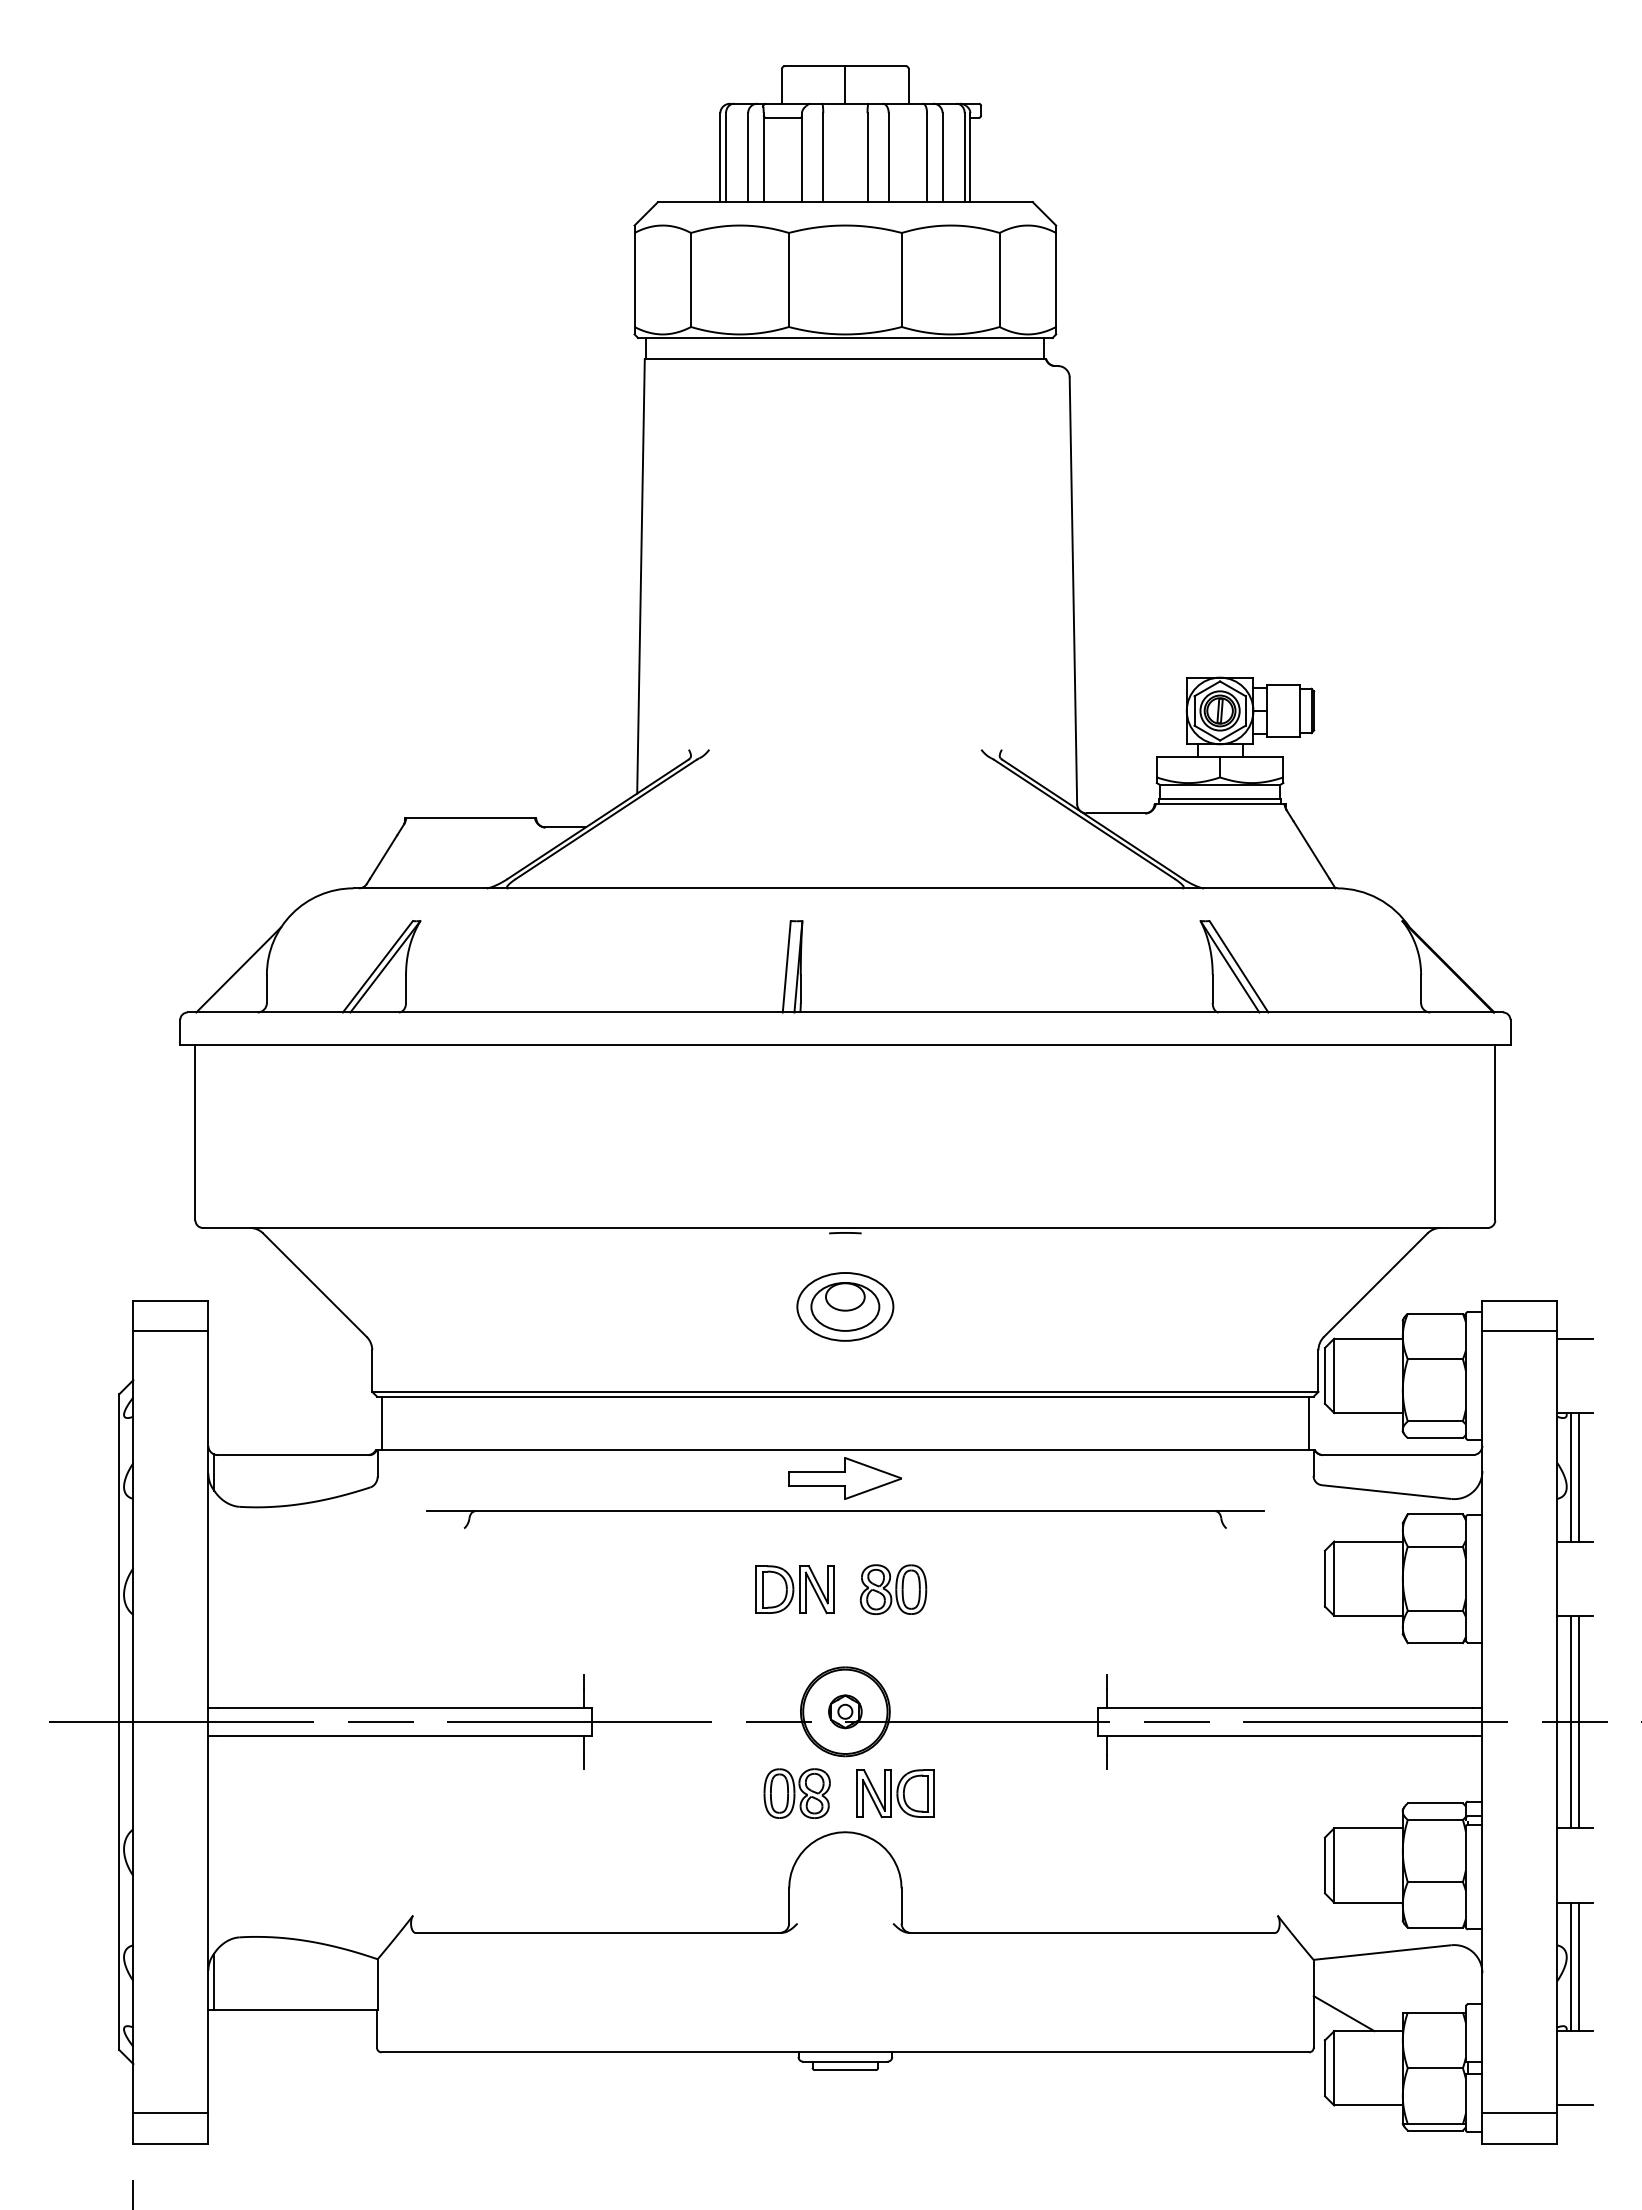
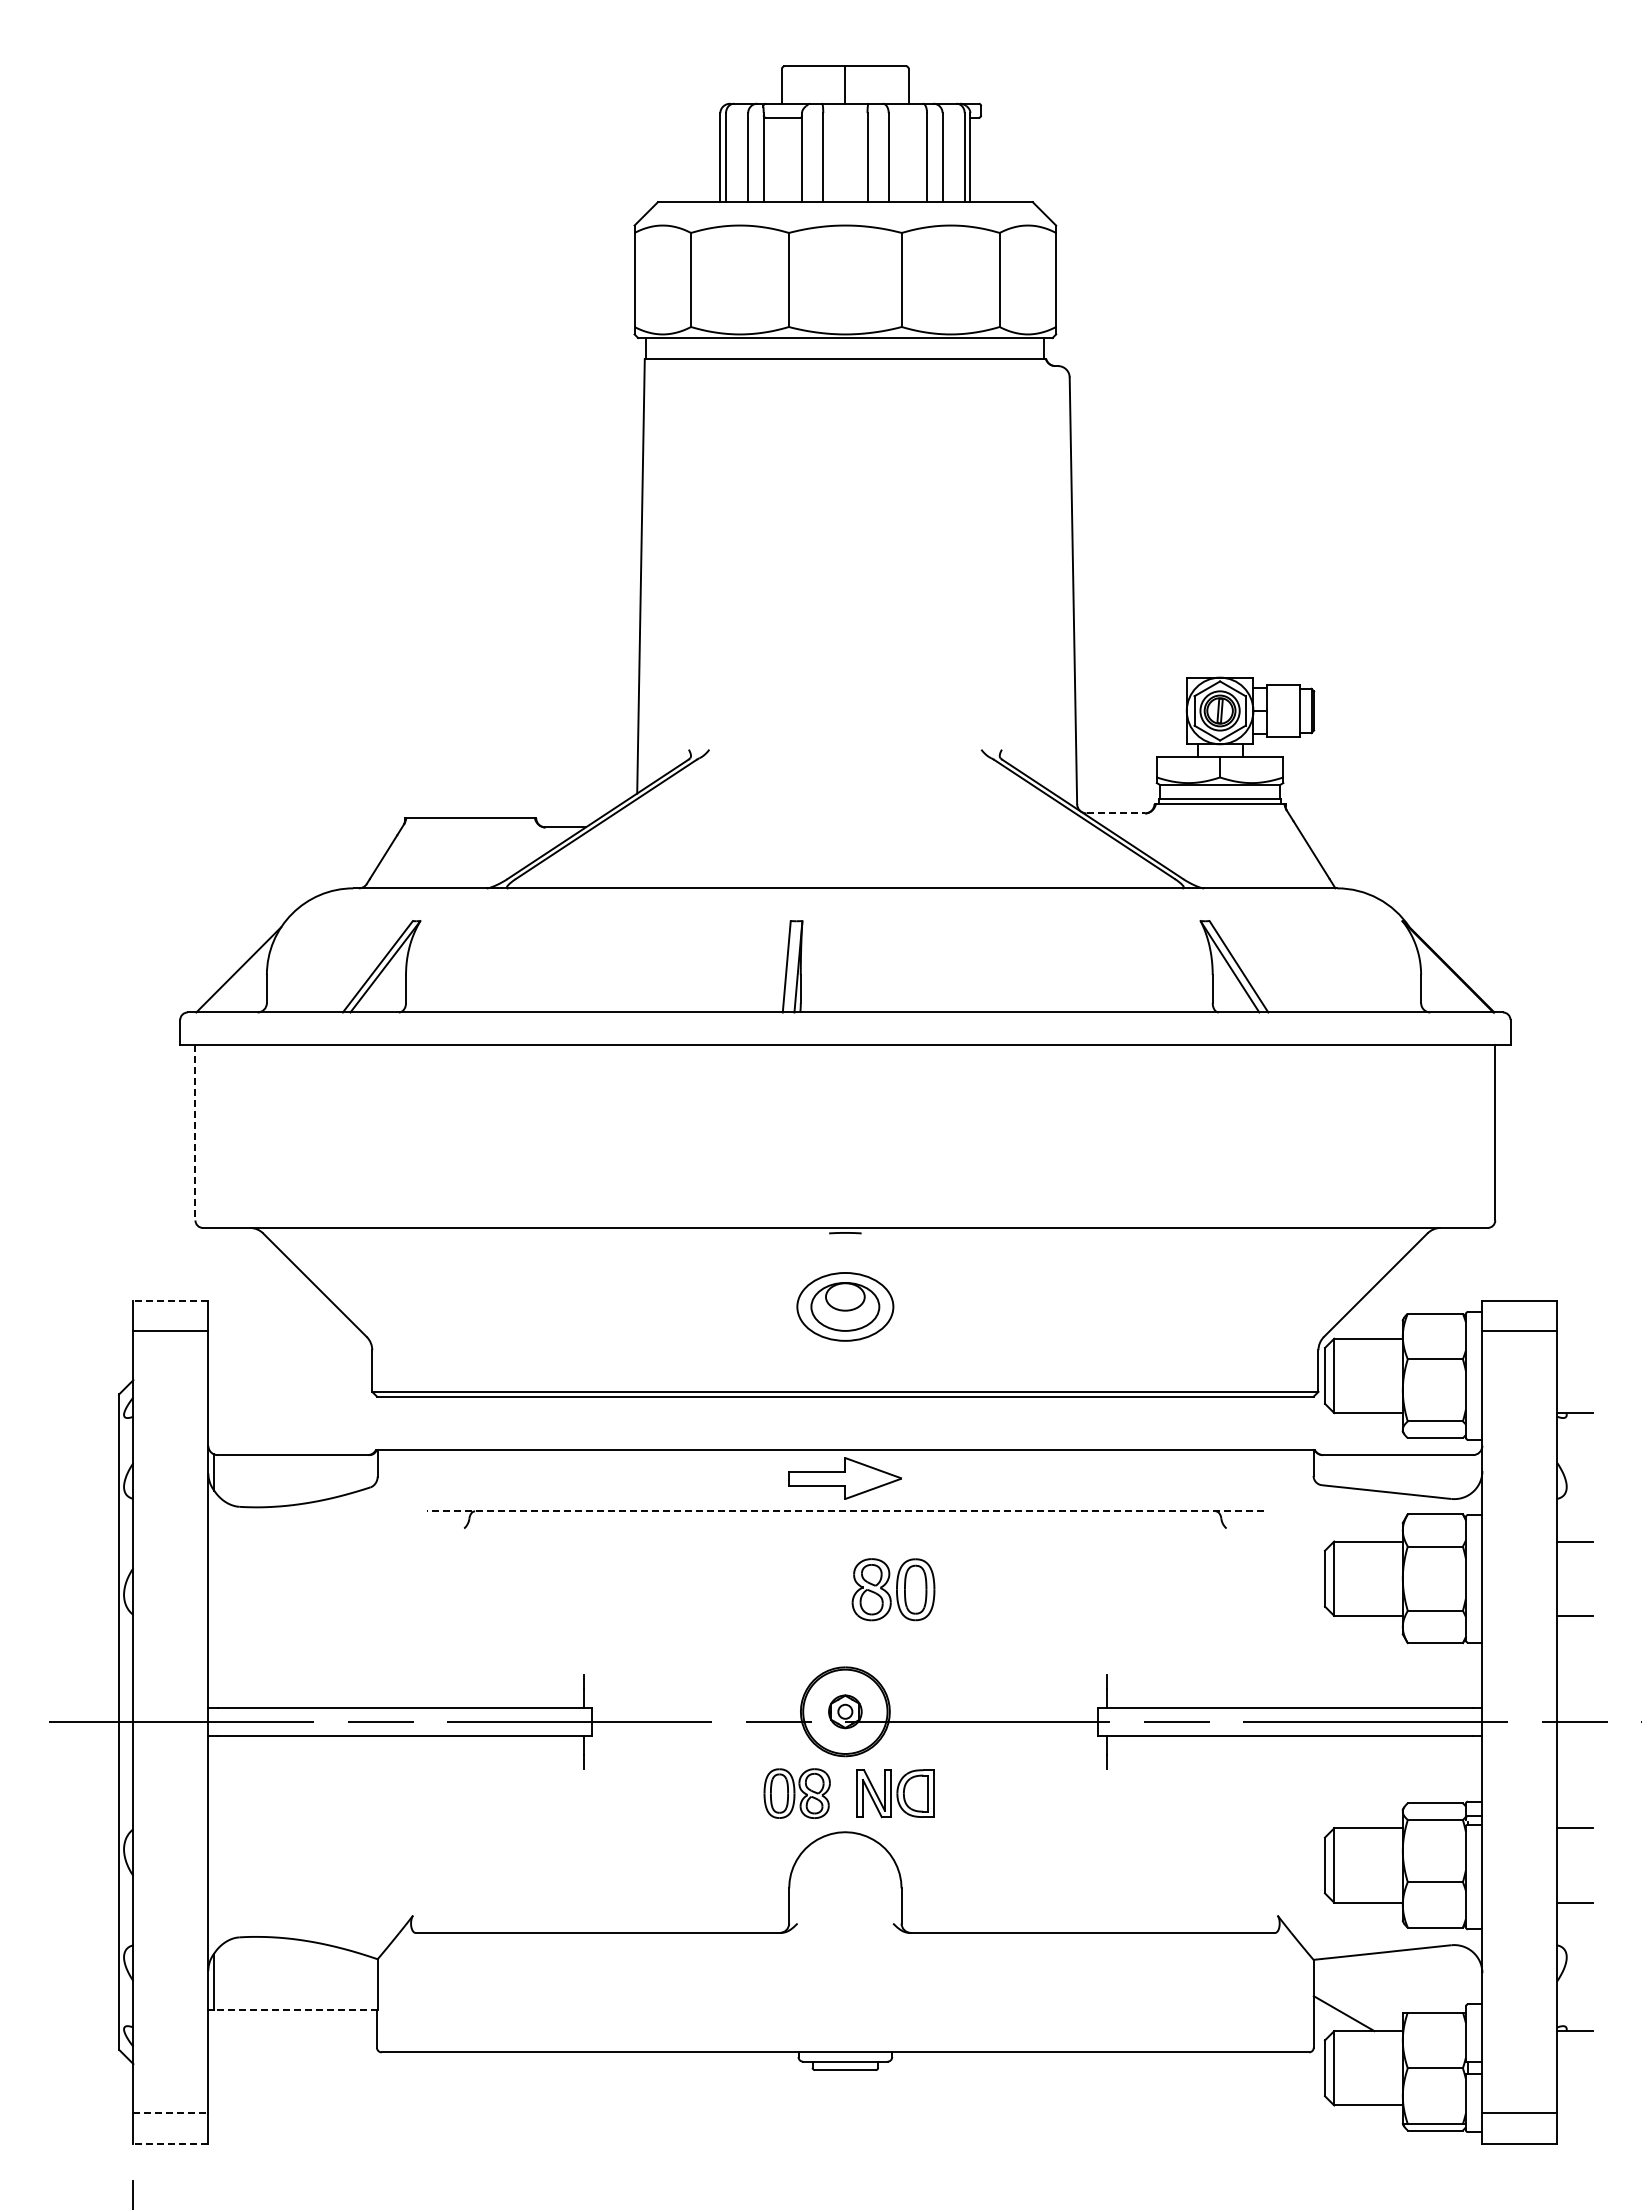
line: solid -> dashed (1116, 813)
line: solid -> dashed (195, 1132)
line: solid -> dashed (170, 1300)
line: present -> none (1574, 1338)
line: present -> none (381, 1423)
line: present -> none (1309, 1423)
line: present -> none (1571, 1477)
line: present -> none (1578, 1477)
line: solid -> dashed (844, 1511)
part: present -> none (794, 1589)
part size: 69x51 px -> 85x64 px (893, 1589)
line: present -> none (1571, 1721)
line: present -> none (1578, 1721)
line: present -> none (1571, 1966)
line: present -> none (1578, 1966)
line: solid -> dashed (296, 2010)
line: present -> none (1574, 2105)
line: solid -> dashed (171, 2113)
line: solid -> dashed (170, 2143)
